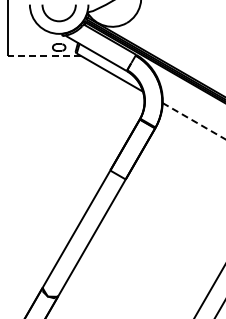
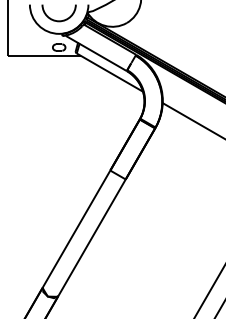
line: dashed -> solid (44, 55)
line: dashed -> solid (194, 121)
